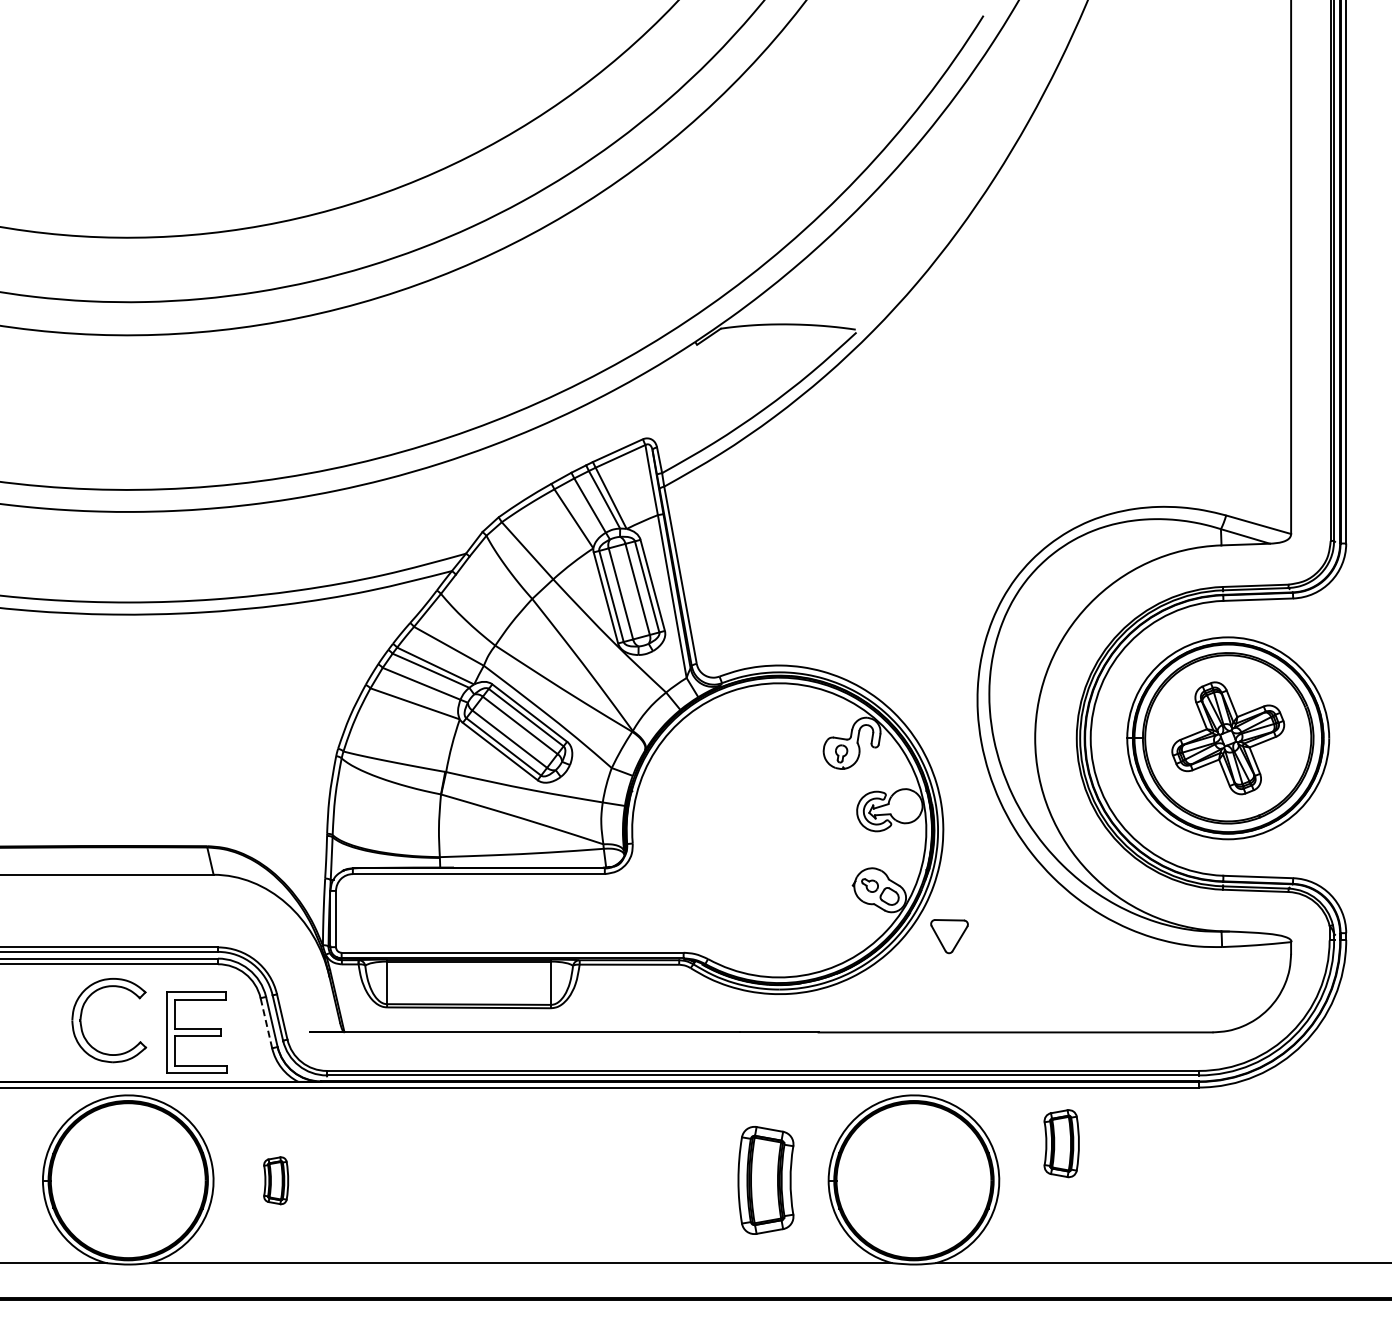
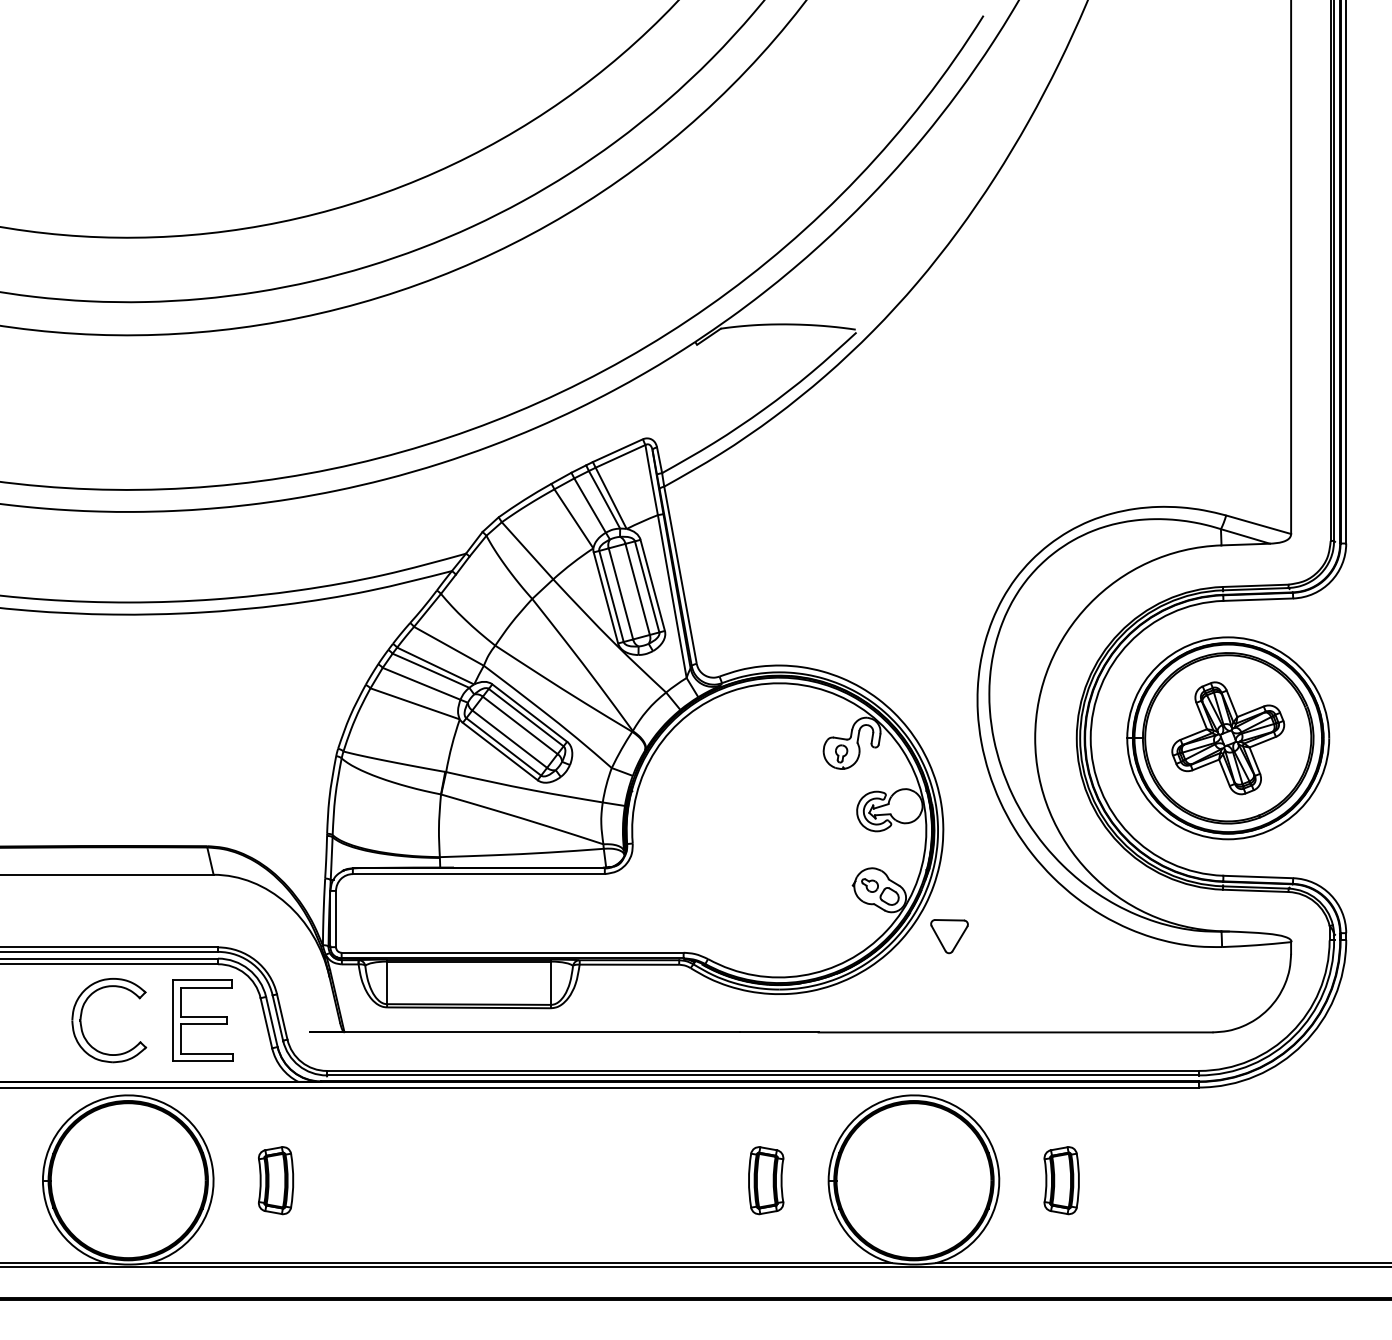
line: dashed -> solid (266, 1023)
part position: (196, 1032) -> (202, 1020) (202, 1020)
part position: (1061, 1143) -> (1061, 1180) (1061, 1180)
part size: 27x50 px -> 37x70 px (276, 1180)
part size: 58x109 px -> 37x70 px (766, 1180)
line: none -> present (695, 1267)
